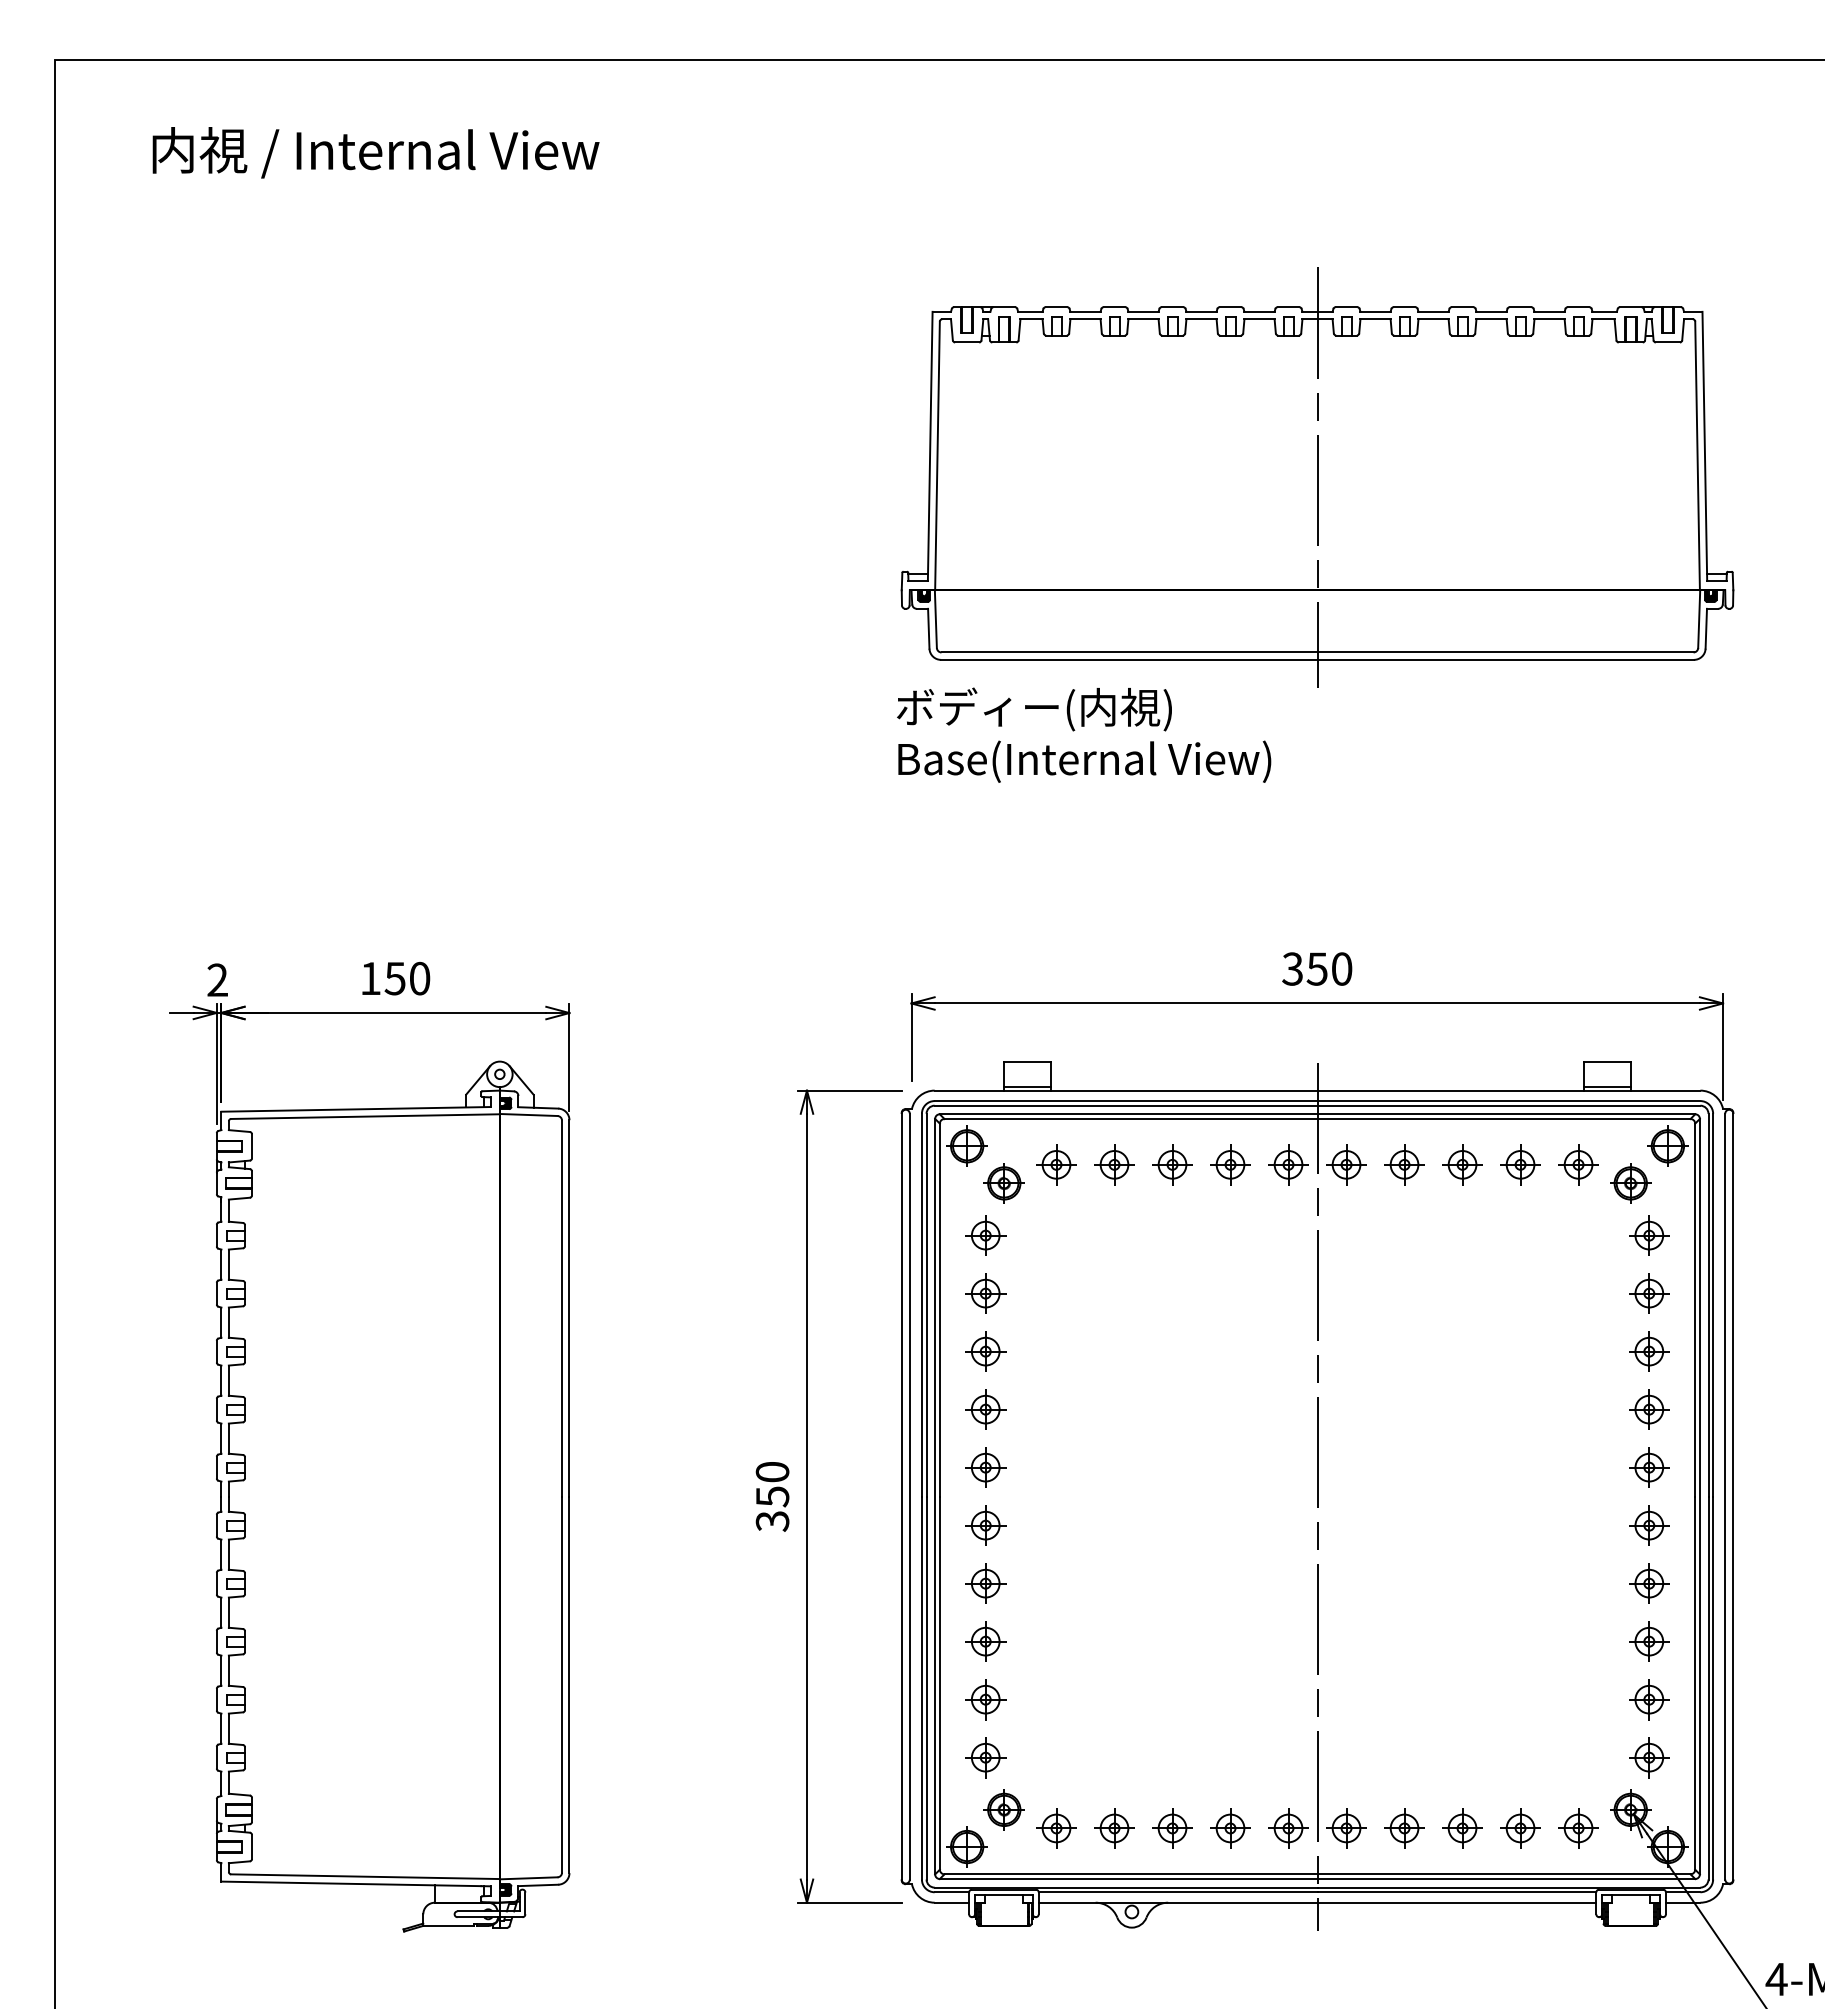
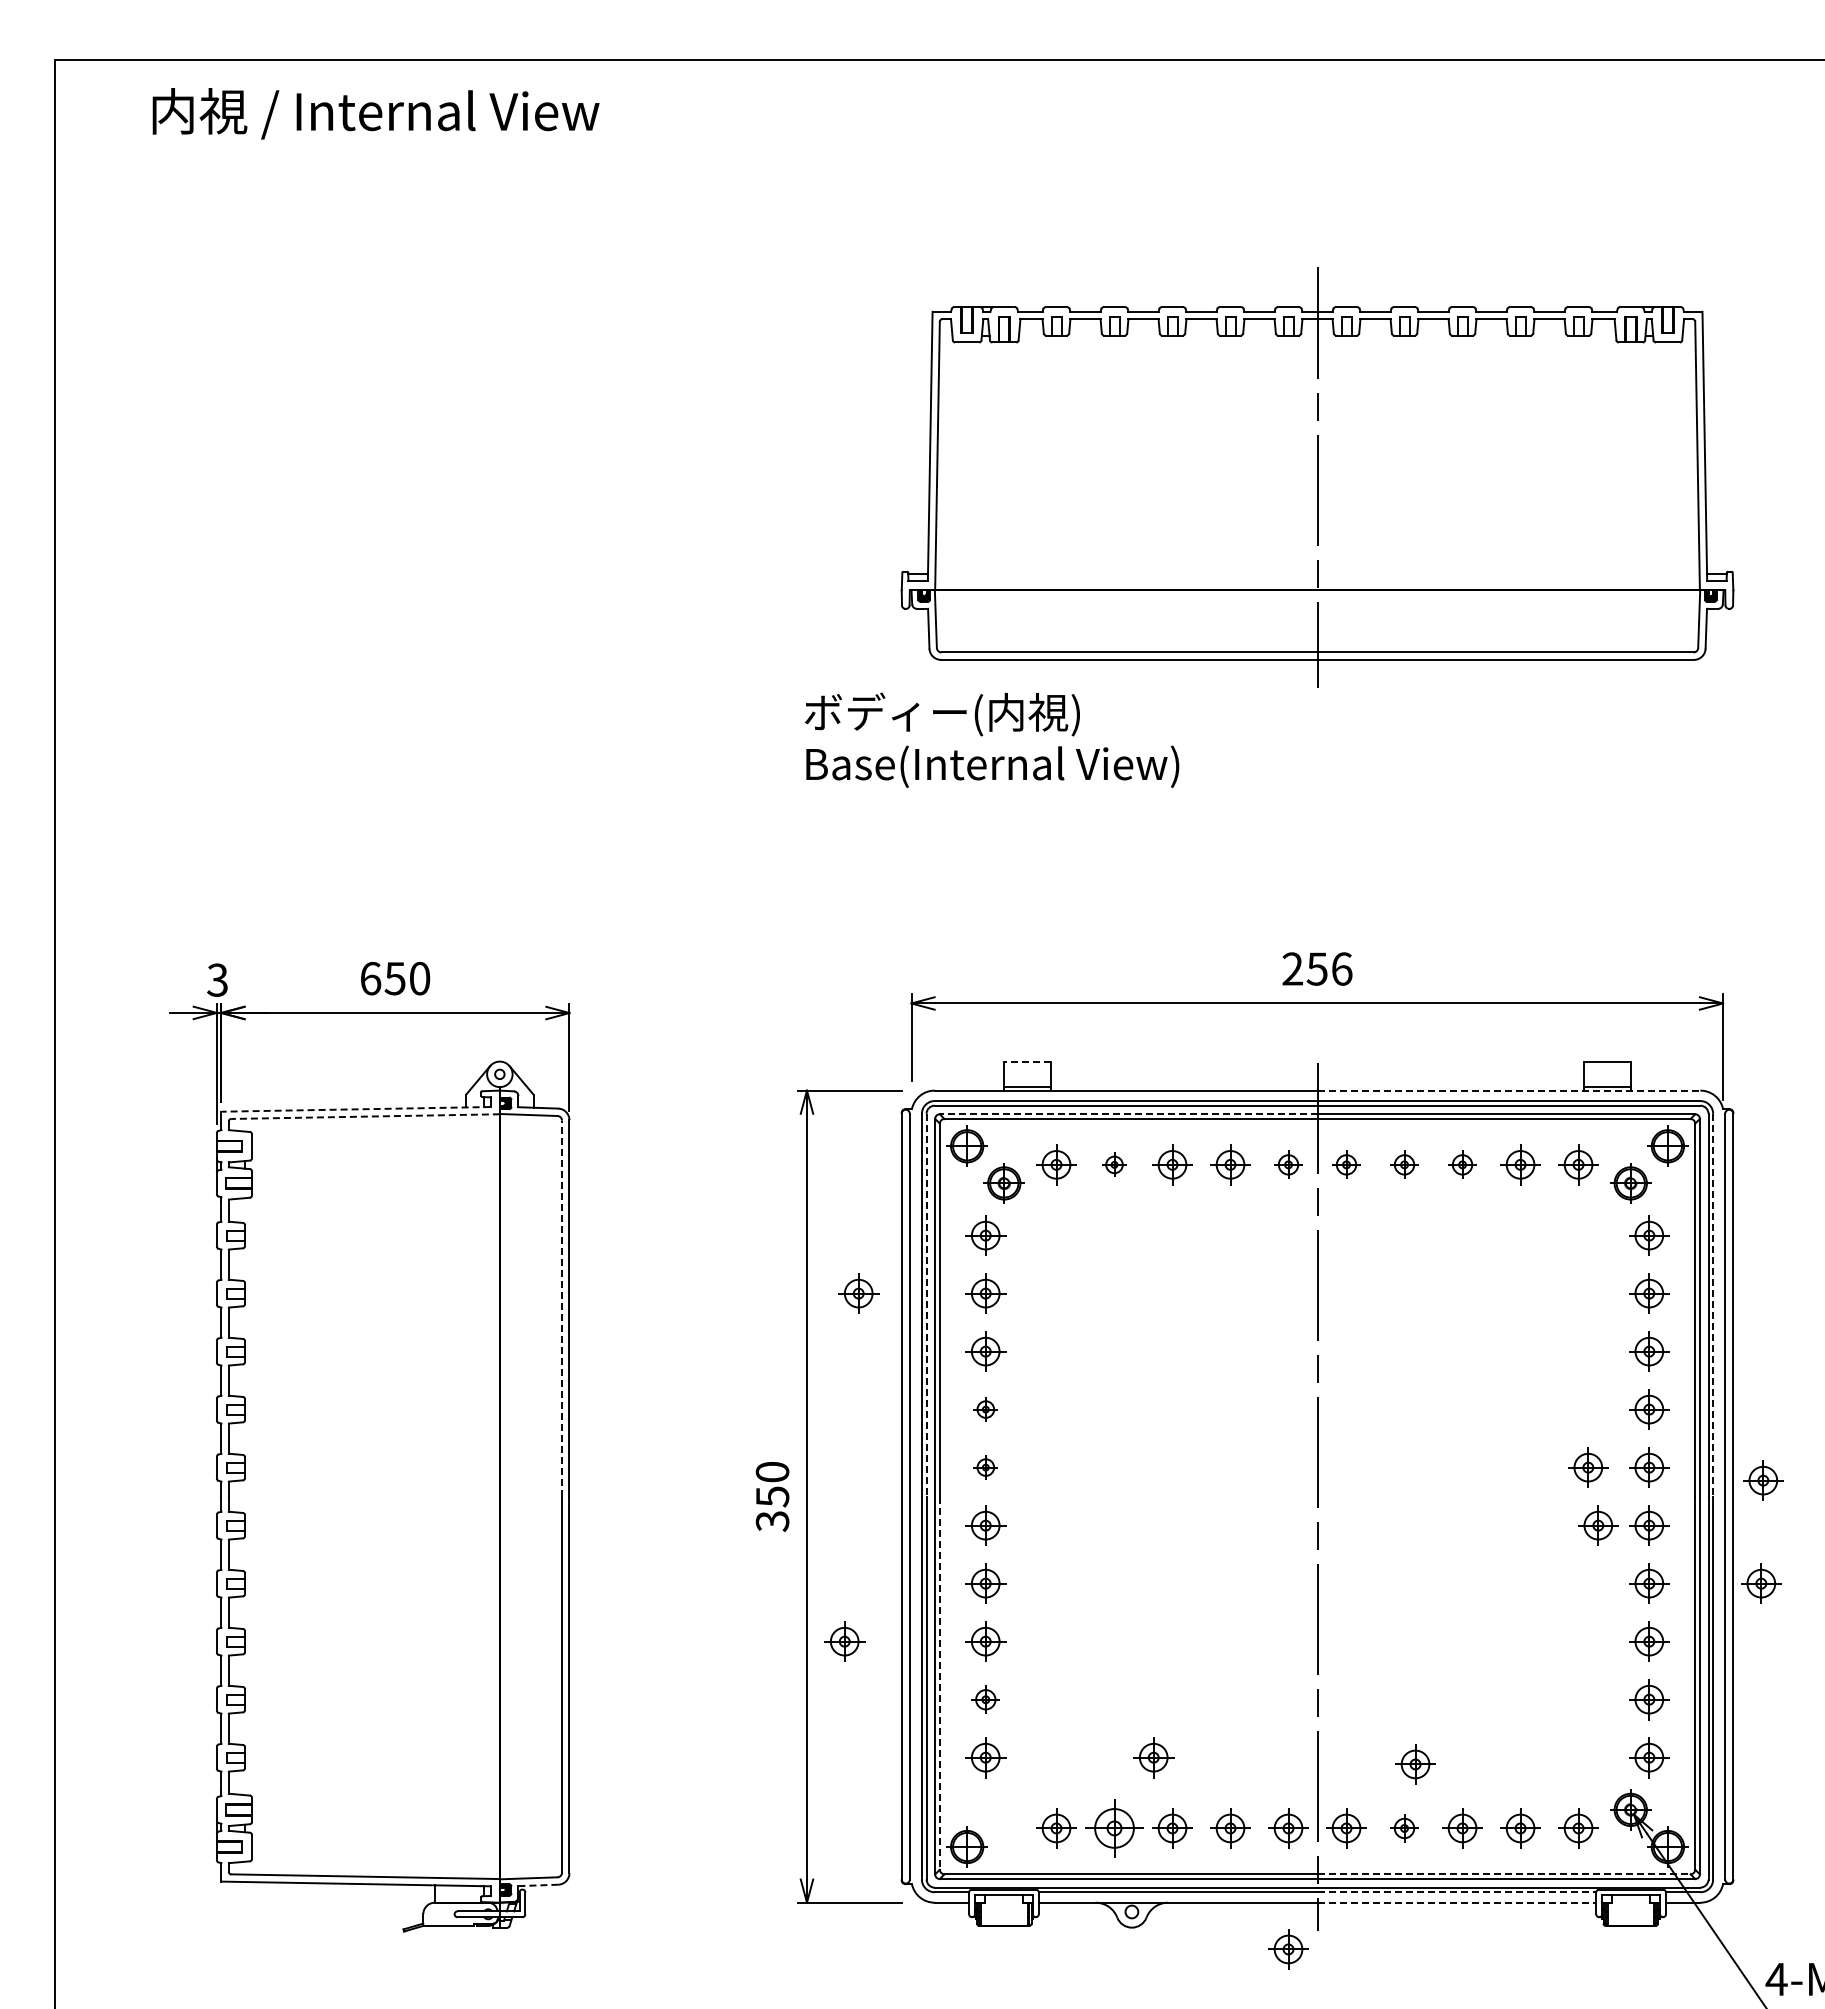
text position: (375, 152) -> (375, 113) (375, 113)
text position: (1084, 734) -> (992, 739) (992, 739)
text: 350 -> 256 (1317, 968)
text: 150 -> 650 (371, 978)
text: 2 -> 3 (217, 980)
line: solid -> dashed (1027, 1061)
line: solid -> dashed (1509, 1090)
line: solid -> dashed (356, 1109)
line: solid -> dashed (1128, 1114)
line: solid -> dashed (365, 1116)
part size: 41x42 px -> 25x25 px (1114, 1164)
part size: 41x42 px -> 29x29 px (1288, 1164)
part size: 41x42 px -> 29x29 px (1346, 1164)
part size: 41x42 px -> 29x29 px (1404, 1164)
part size: 41x42 px -> 29x29 px (1462, 1164)
part: none -> present (858, 1293)
line: solid -> dashed (926, 1305)
line: solid -> dashed (1713, 1305)
line: solid -> dashed (562, 1308)
part size: 42x41 px -> 25x25 px (985, 1409)
part size: 42x41 px -> 25x25 px (985, 1467)
part: none -> present (1588, 1467)
part: none -> present (1763, 1480)
part: none -> present (1598, 1525)
part: none -> present (1761, 1583)
part: none -> present (844, 1641)
line: solid -> dashed (939, 1683)
part size: 42x42 px -> 29x29 px (985, 1699)
part: none -> present (1153, 1757)
part: none -> present (1415, 1764)
part: present -> none (1003, 1809)
part size: 41x41 px -> 59x59 px (1114, 1828)
part size: 41x41 px -> 29x29 px (1404, 1828)
line: solid -> dashed (1504, 1874)
line: solid -> dashed (538, 1885)
line: solid -> dashed (1457, 1892)
line: solid -> dashed (1457, 1902)
part: none -> present (1288, 1949)
